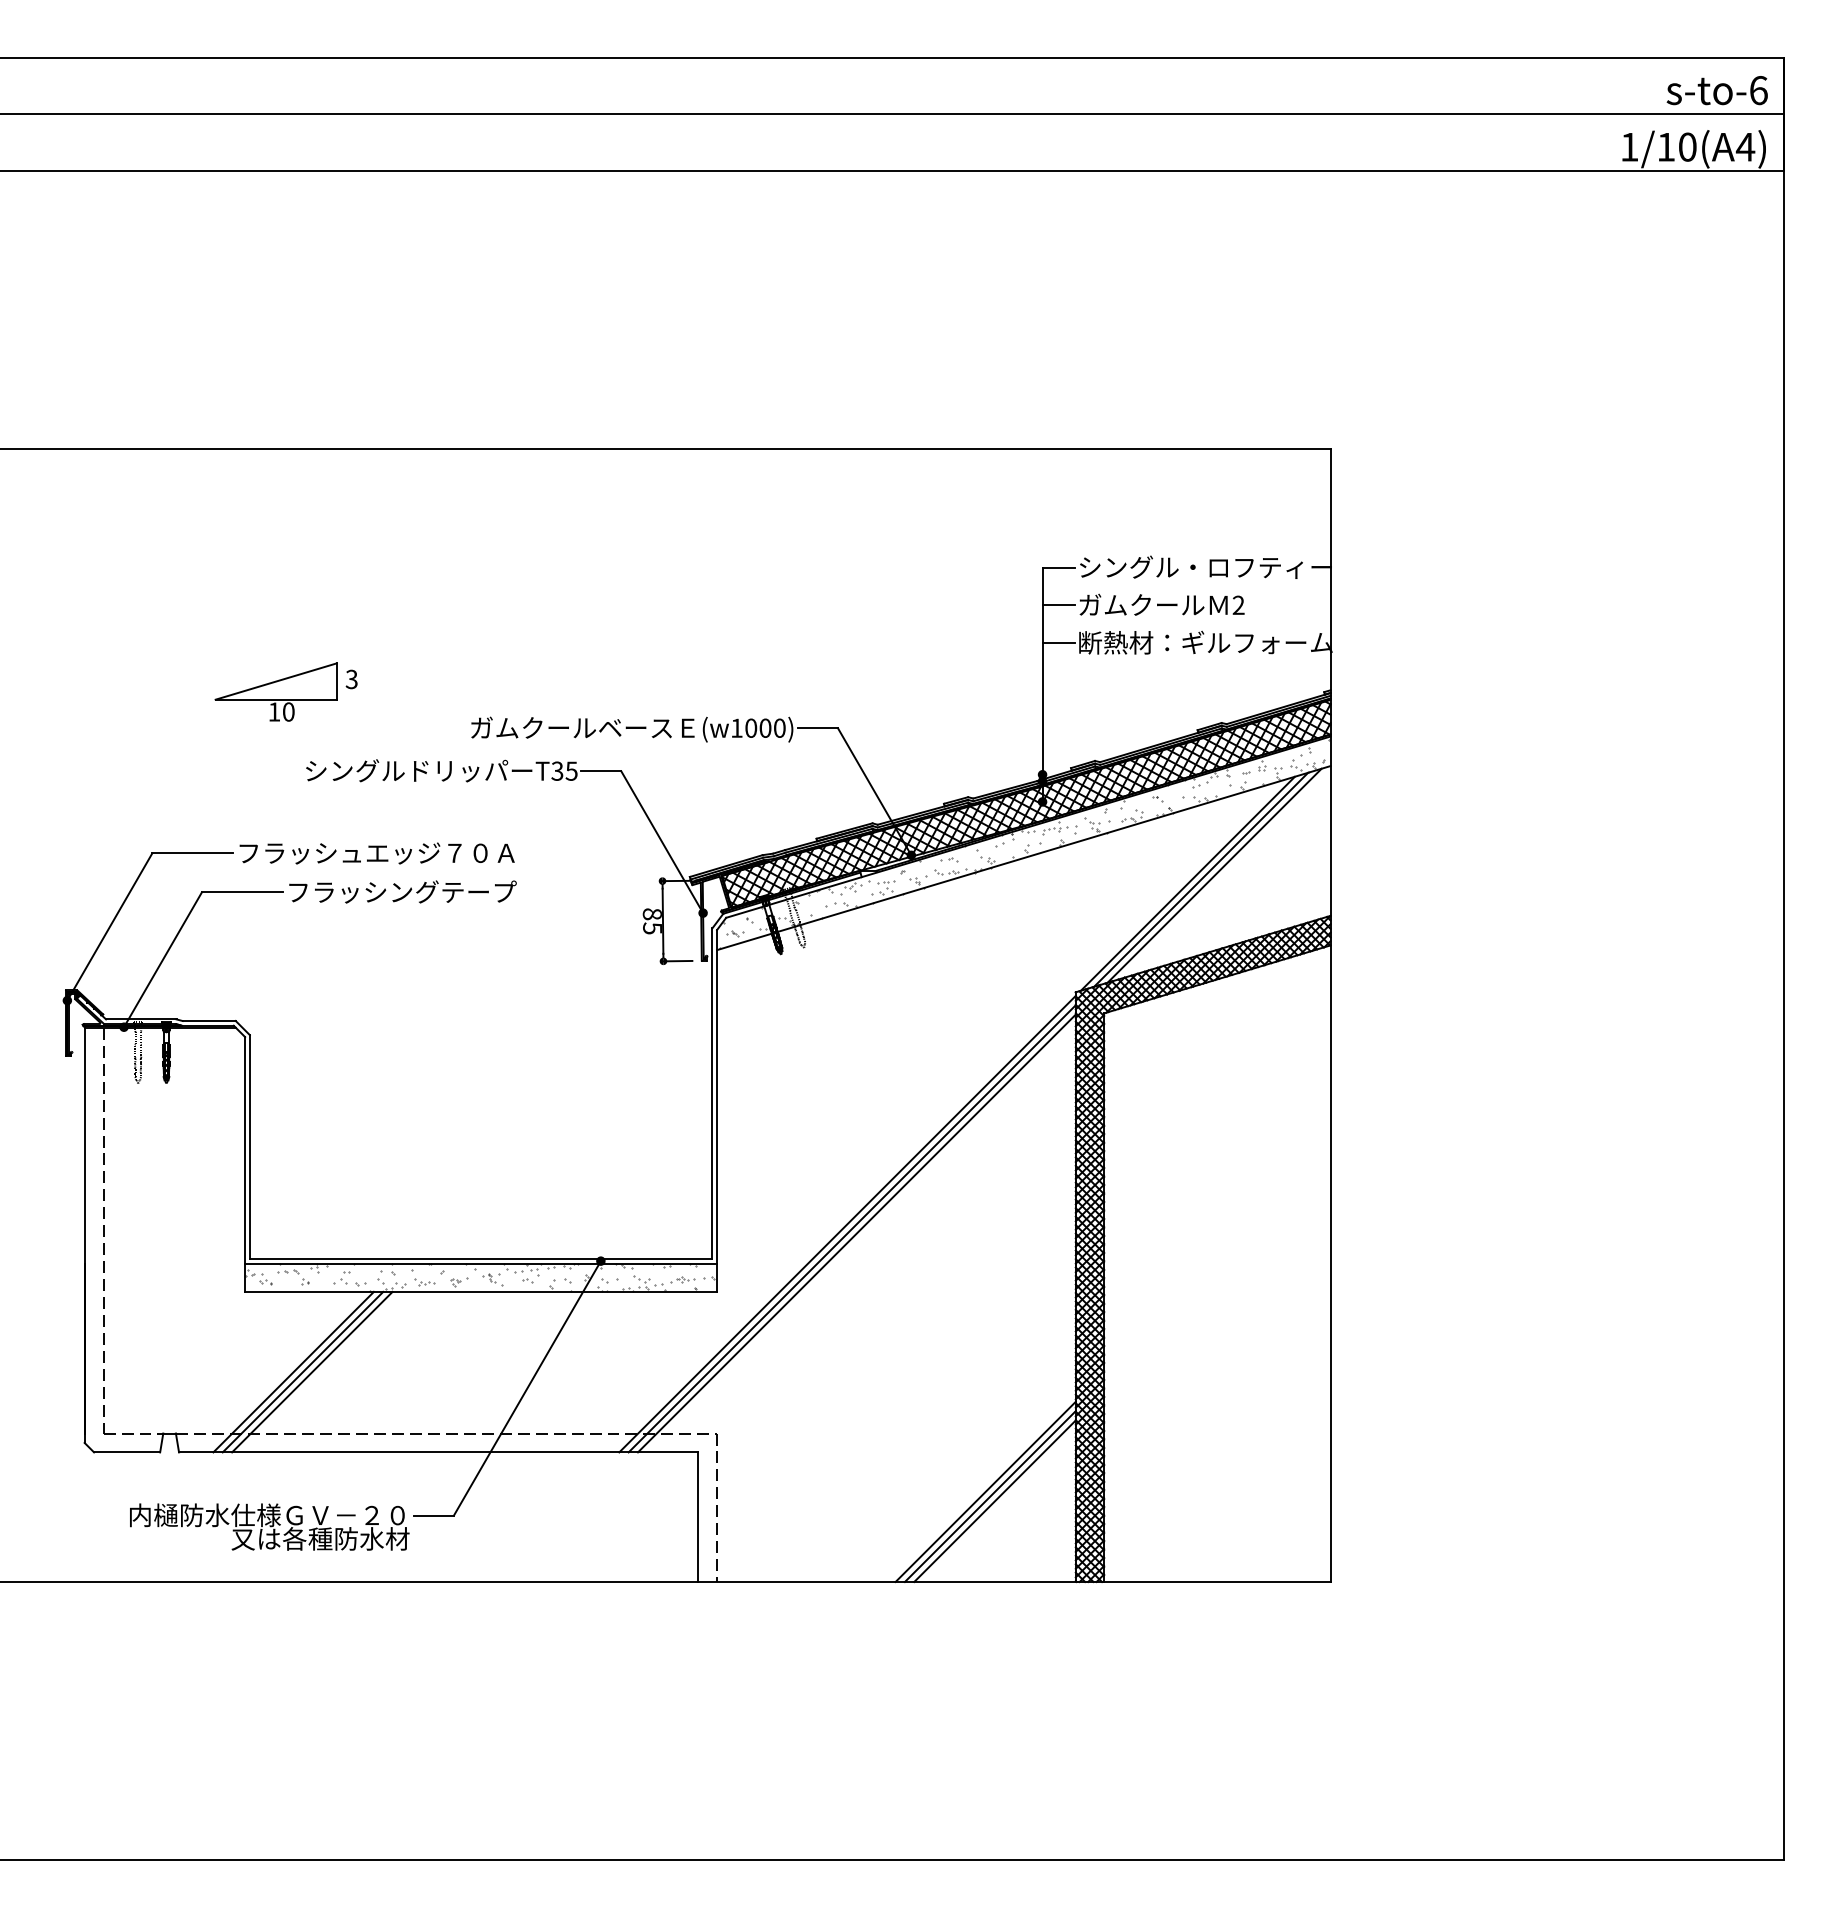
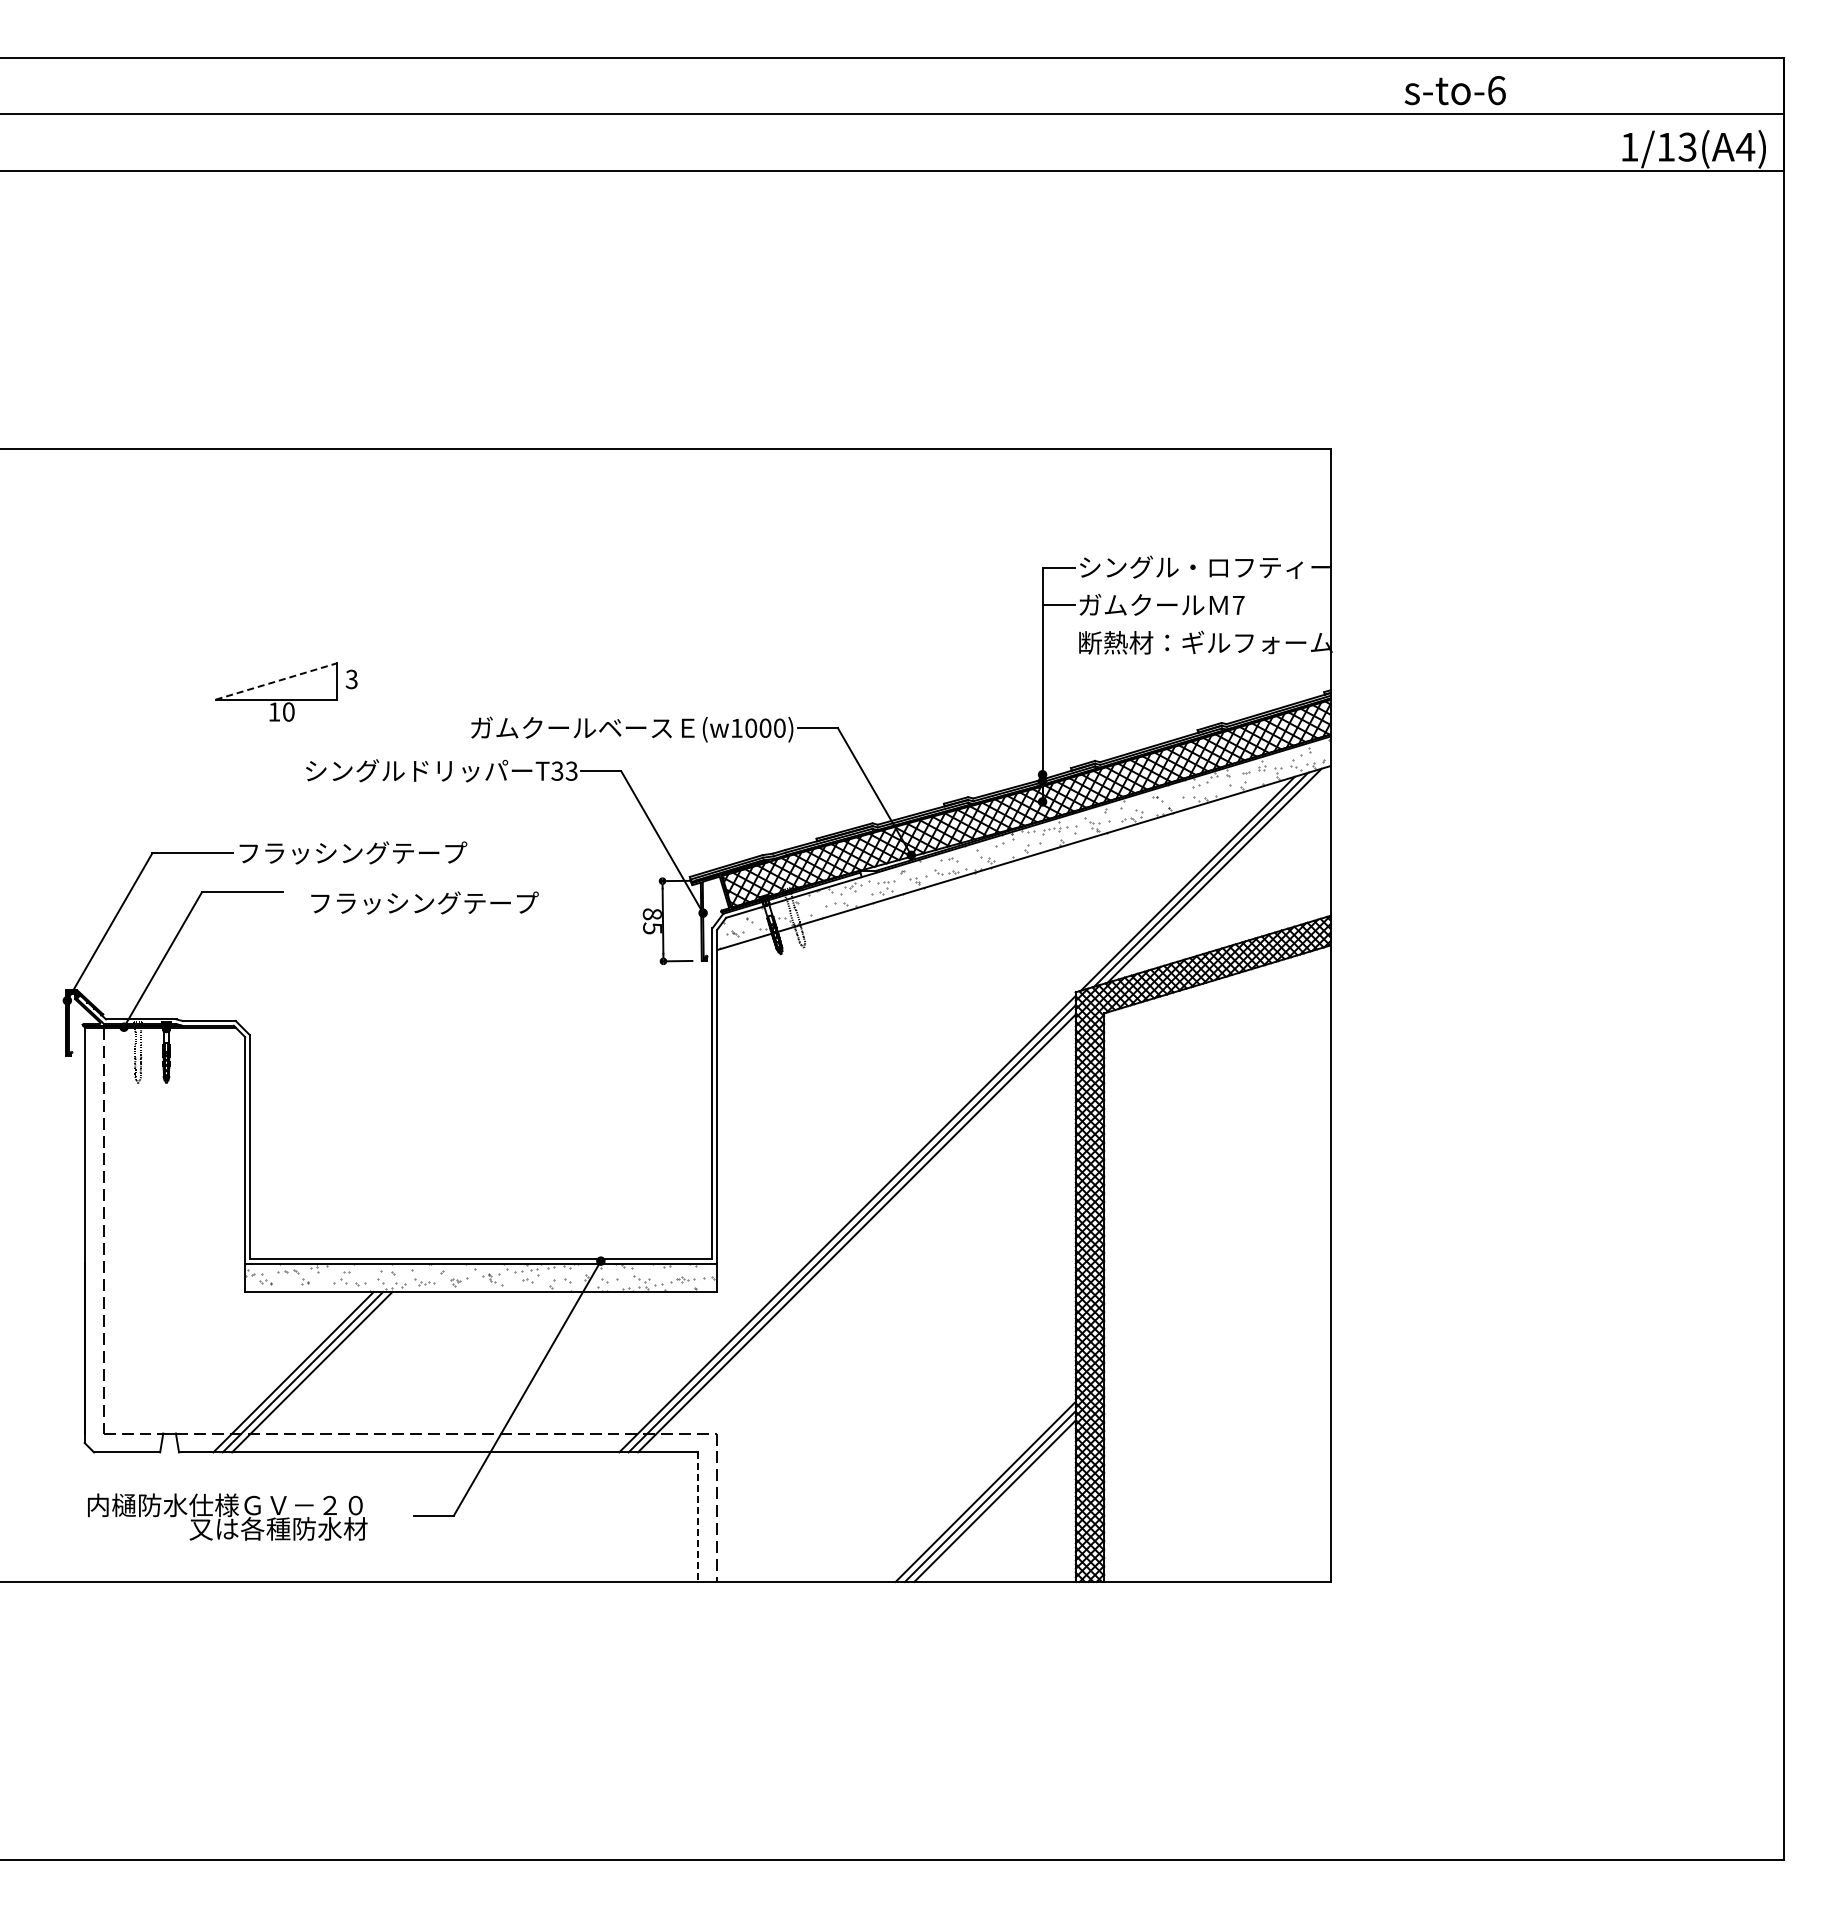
text position: (1716, 90) -> (1454, 90) (1454, 90)
text: 1/10(A4) -> 1/13(A4) (1687, 146)
text: 2 -> 7 (1238, 604)
line: present -> none (1058, 643)
line: solid -> dashed (276, 681)
text: T35 -> T33 (571, 770)
text: フラッシュエッジ７０Ａ -> フラッシングテープ (428, 852)
text position: (402, 891) -> (424, 902) (424, 902)
line: solid -> dashed (698, 1517)
text position: (269, 1526) -> (227, 1516) (227, 1516)
